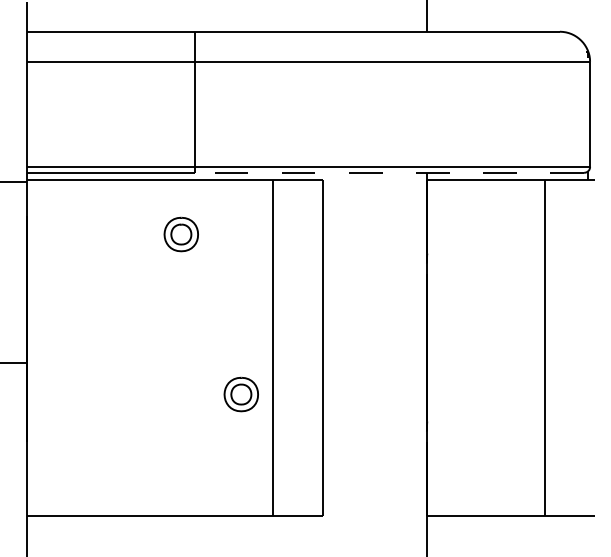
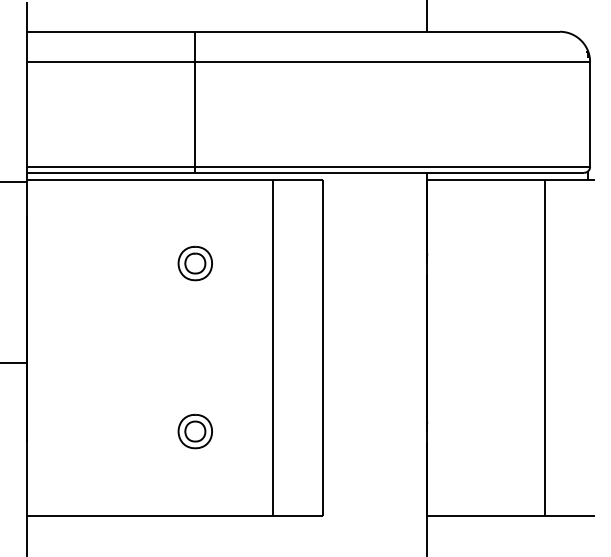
line: dashed -> solid (389, 172)
part position: (180, 234) -> (194, 263) (194, 263)
part position: (240, 394) -> (194, 431) (194, 431)
